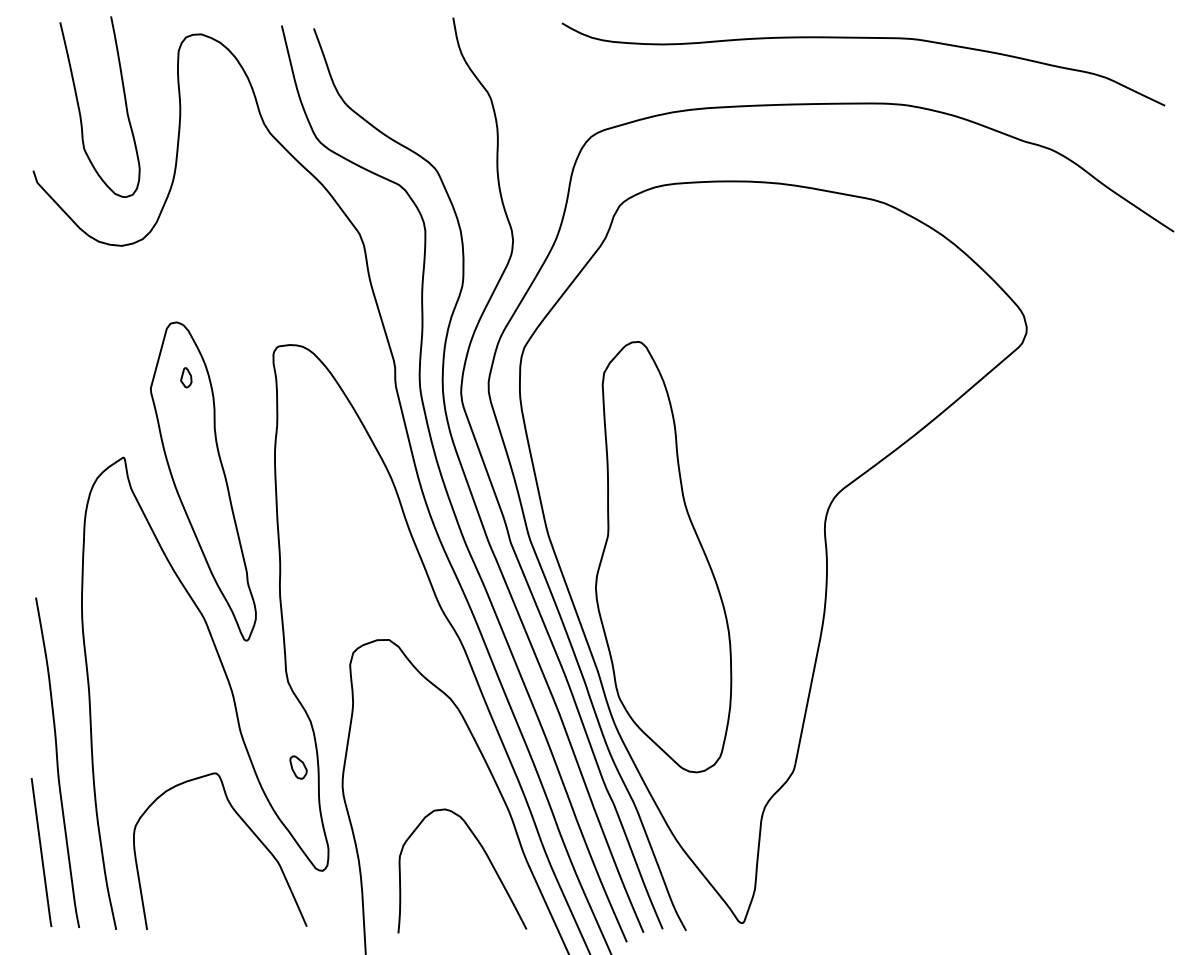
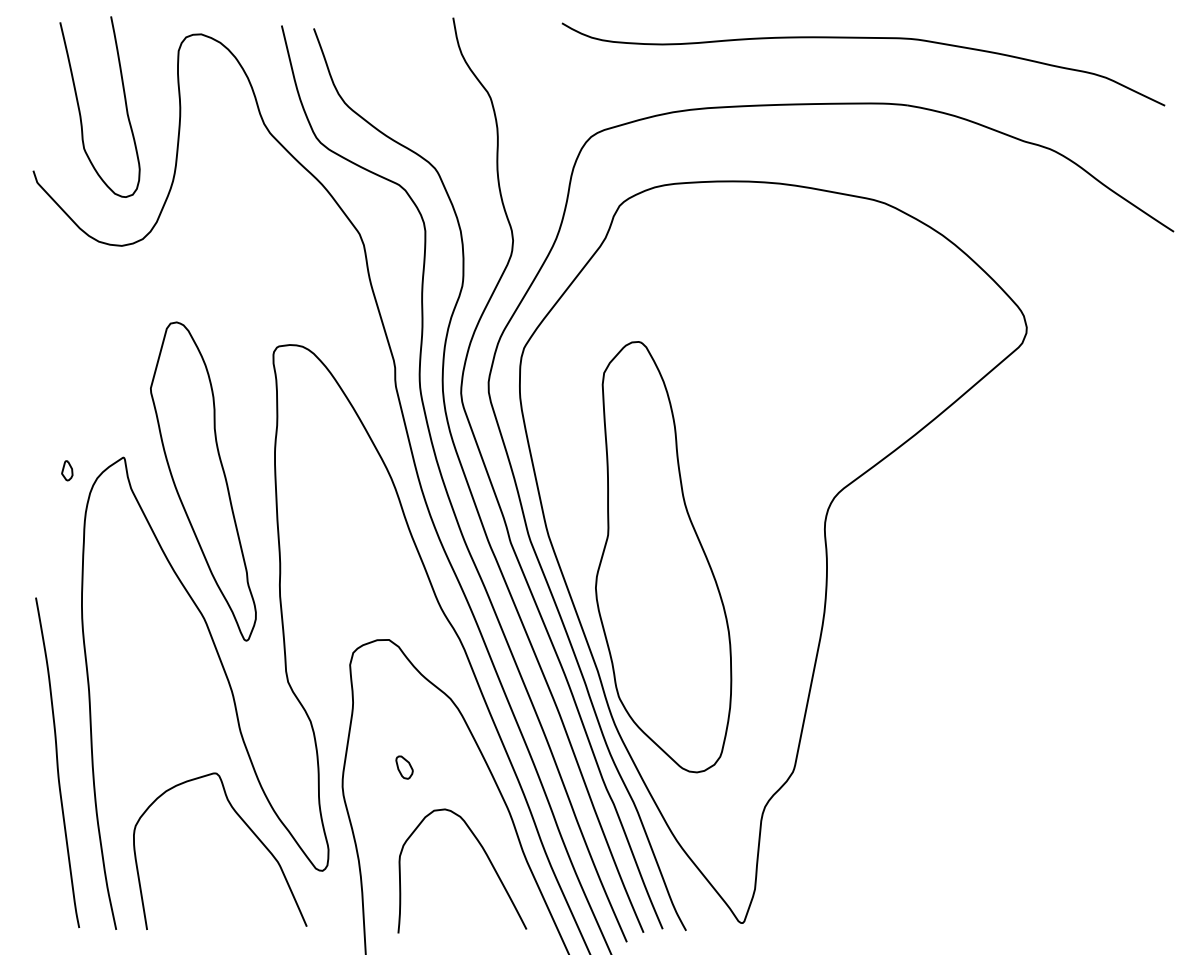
part position: (186, 377) -> (67, 470) (67, 470)
part position: (298, 767) -> (404, 767) (404, 767)
line: present -> none (41, 852)
